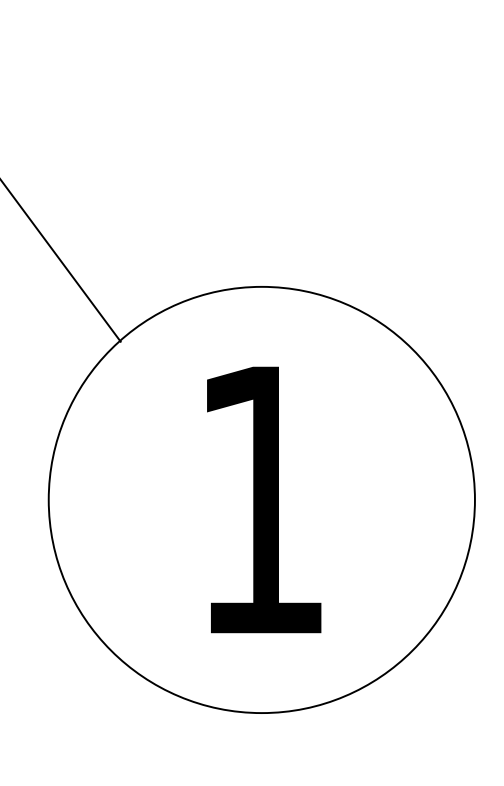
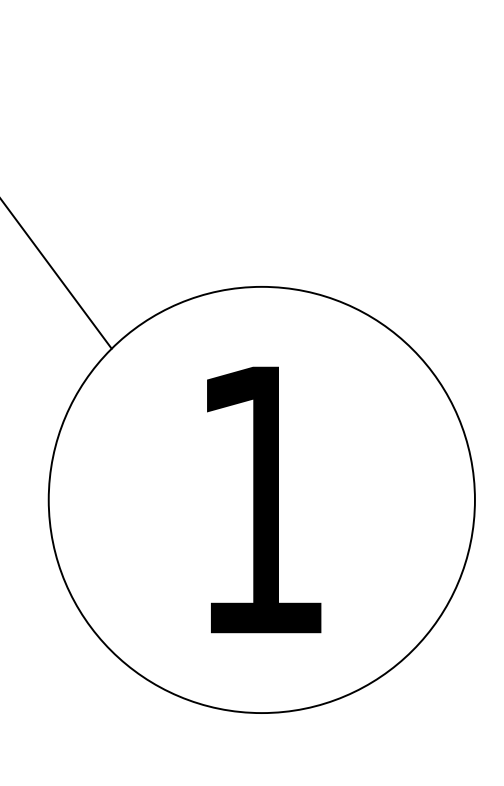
line position: (61, 261) -> (56, 274) (56, 274)
